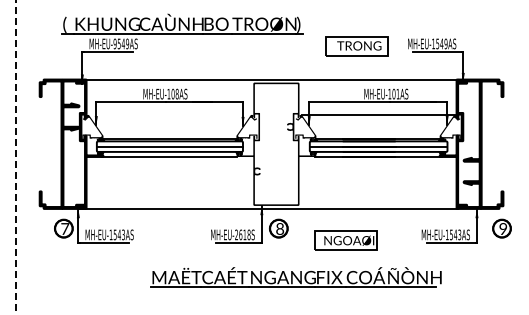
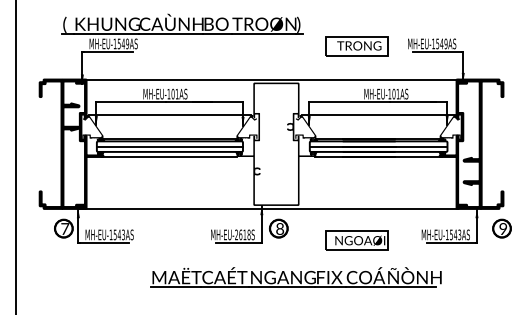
text: MH-EU-9549AS -> MH-EU-1549AS (114, 43)
text: MH-EU-108AS -> MH-EU-101AS (176, 93)
line: none -> present (169, 114)
line: dashed -> solid (15, 157)
part position: (345, 240) -> (356, 240) (356, 240)
